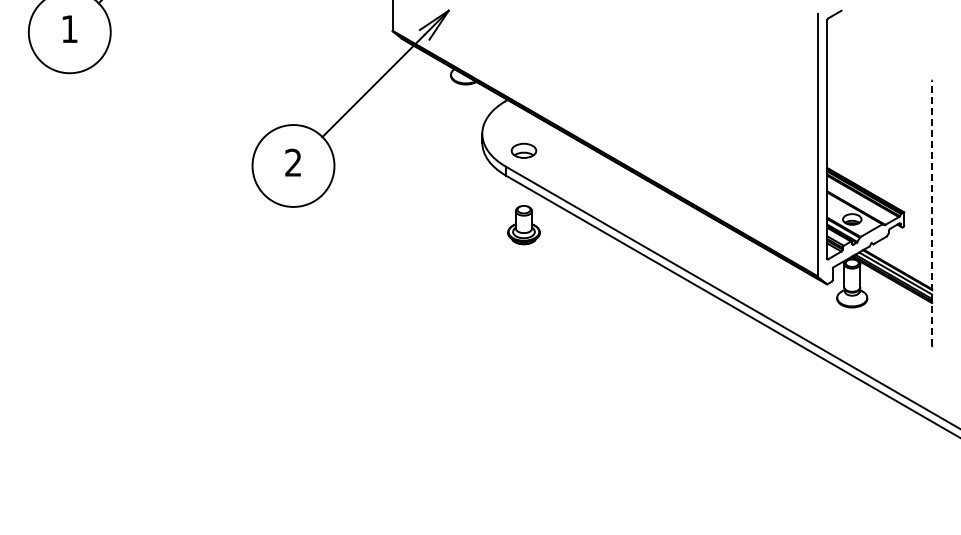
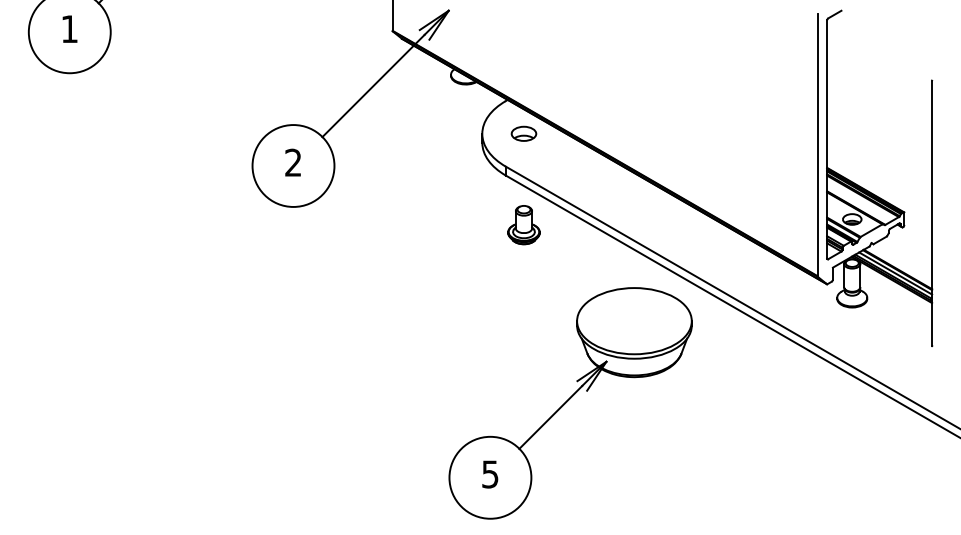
part position: (523, 150) -> (523, 133) (523, 133)
line: dashed -> solid (932, 212)
part: none -> present (570, 403)
